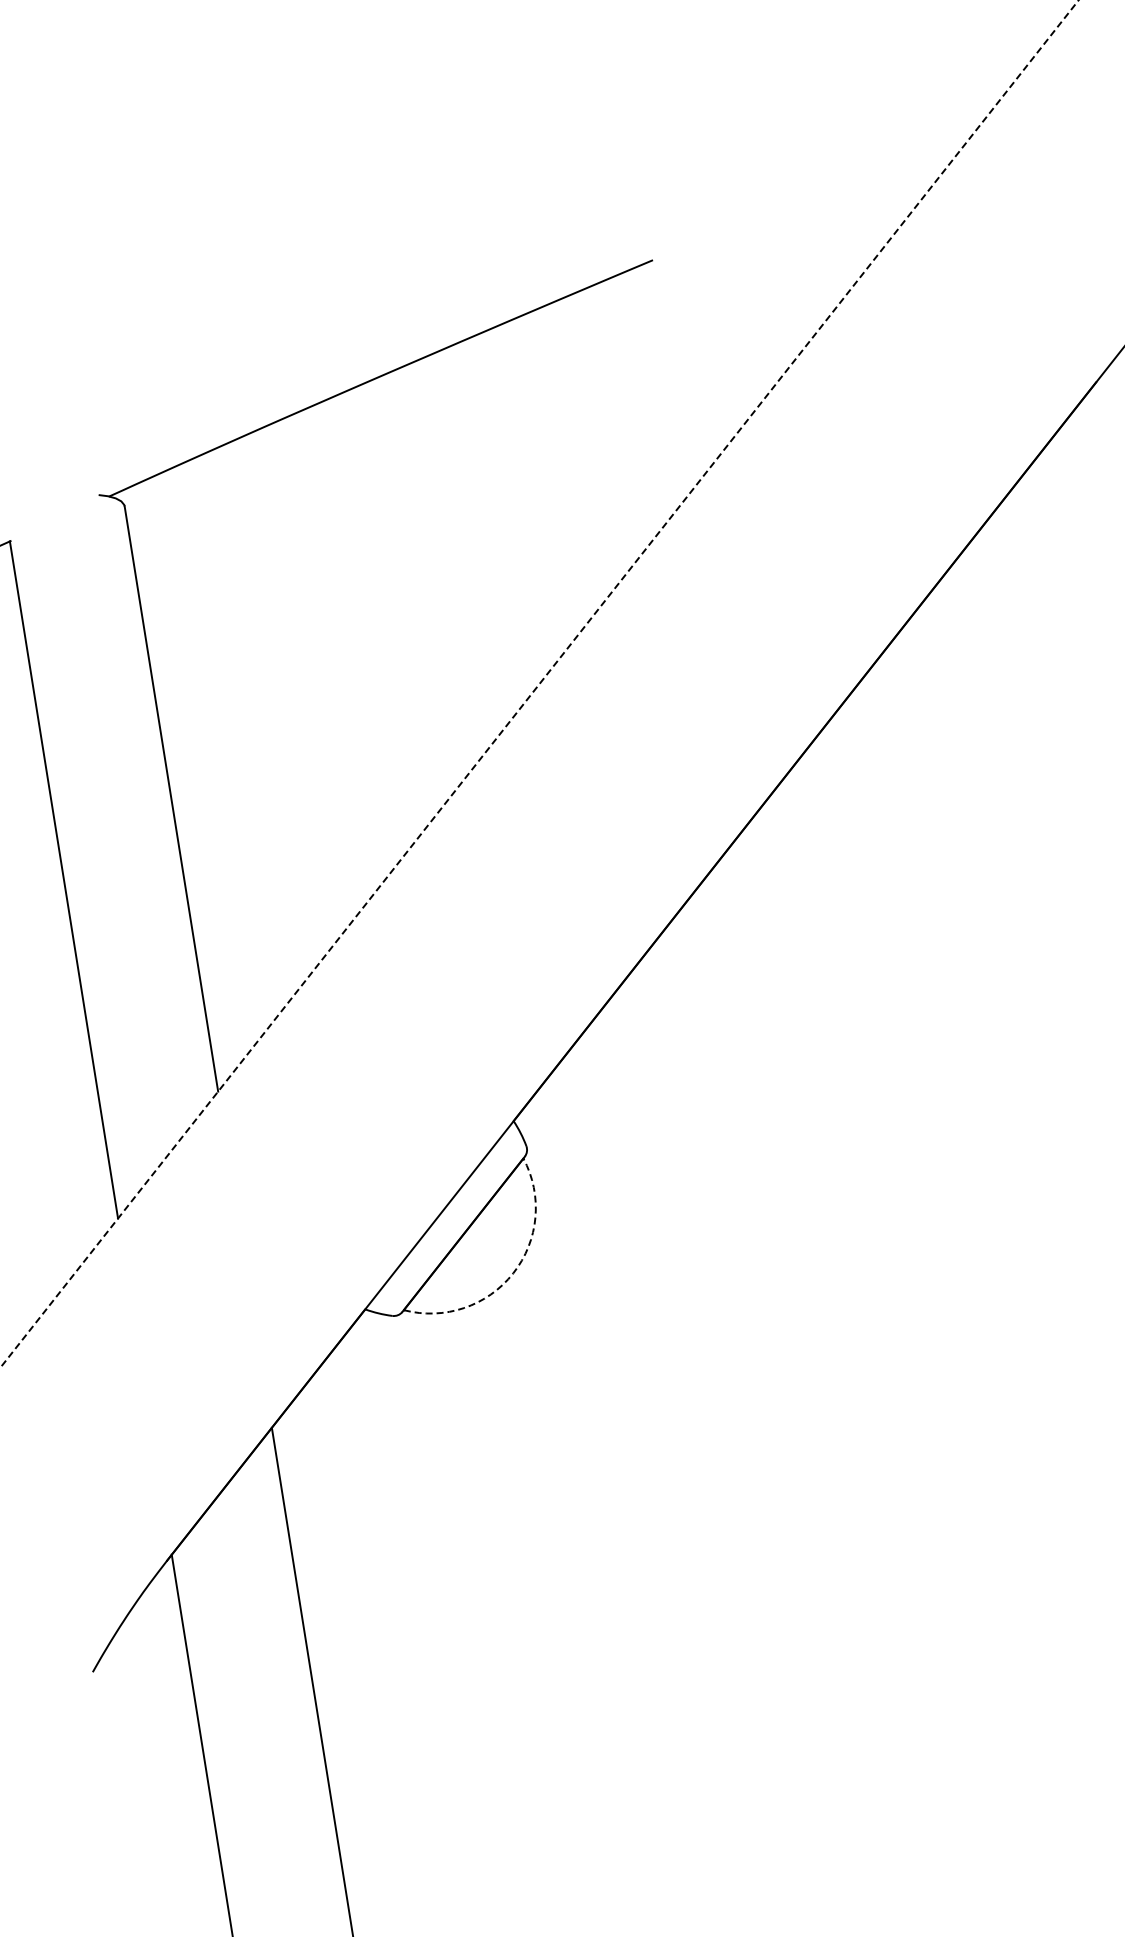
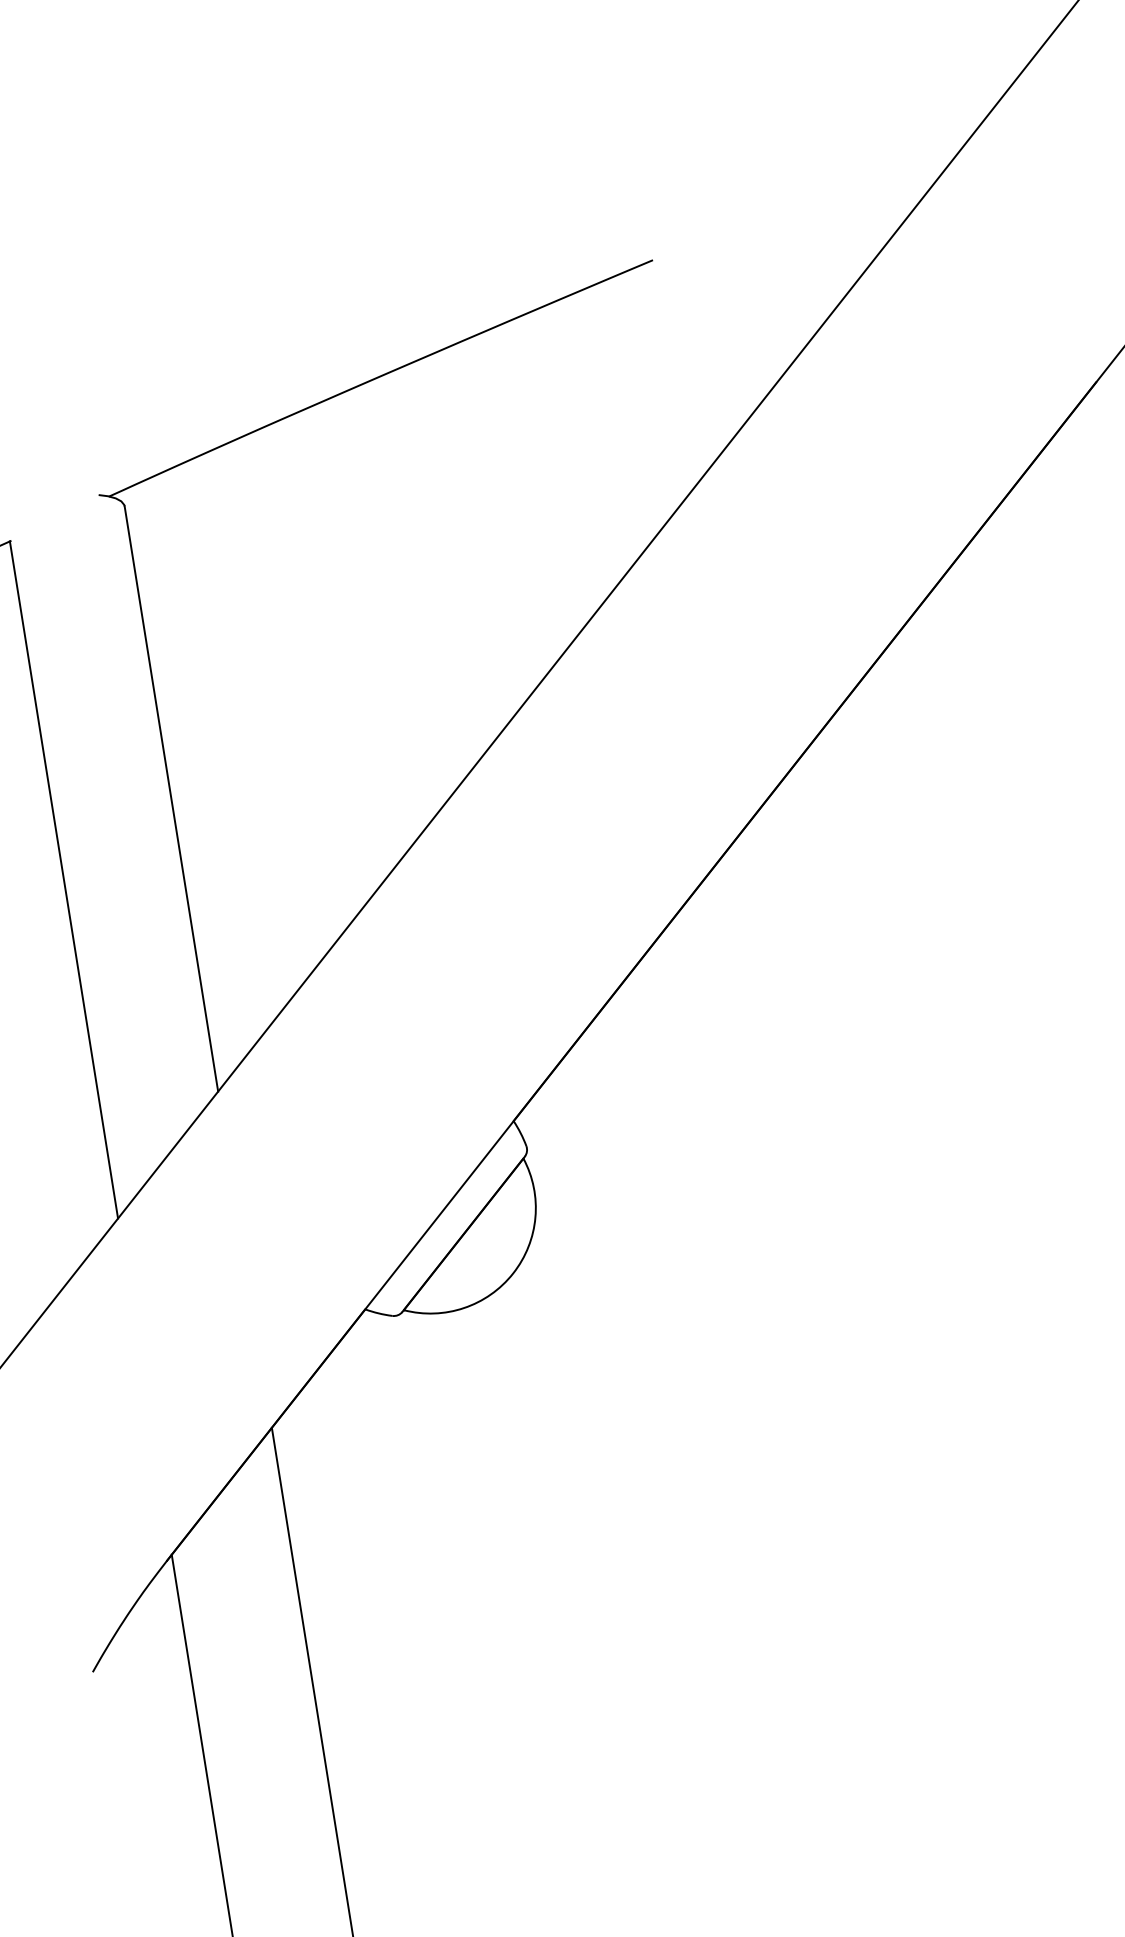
line: dashed -> solid (539, 684)
arc: dashed -> solid (513, 1273)
